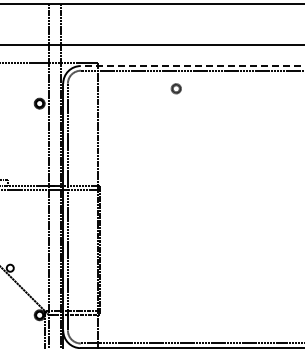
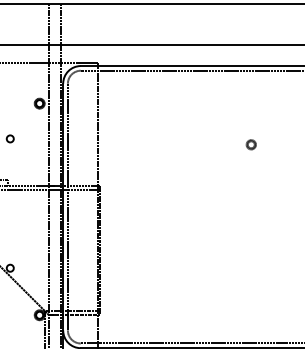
line: dashed -> solid (192, 66)
part position: (175, 88) -> (250, 144) (250, 144)
circle: none -> present (9, 138)
